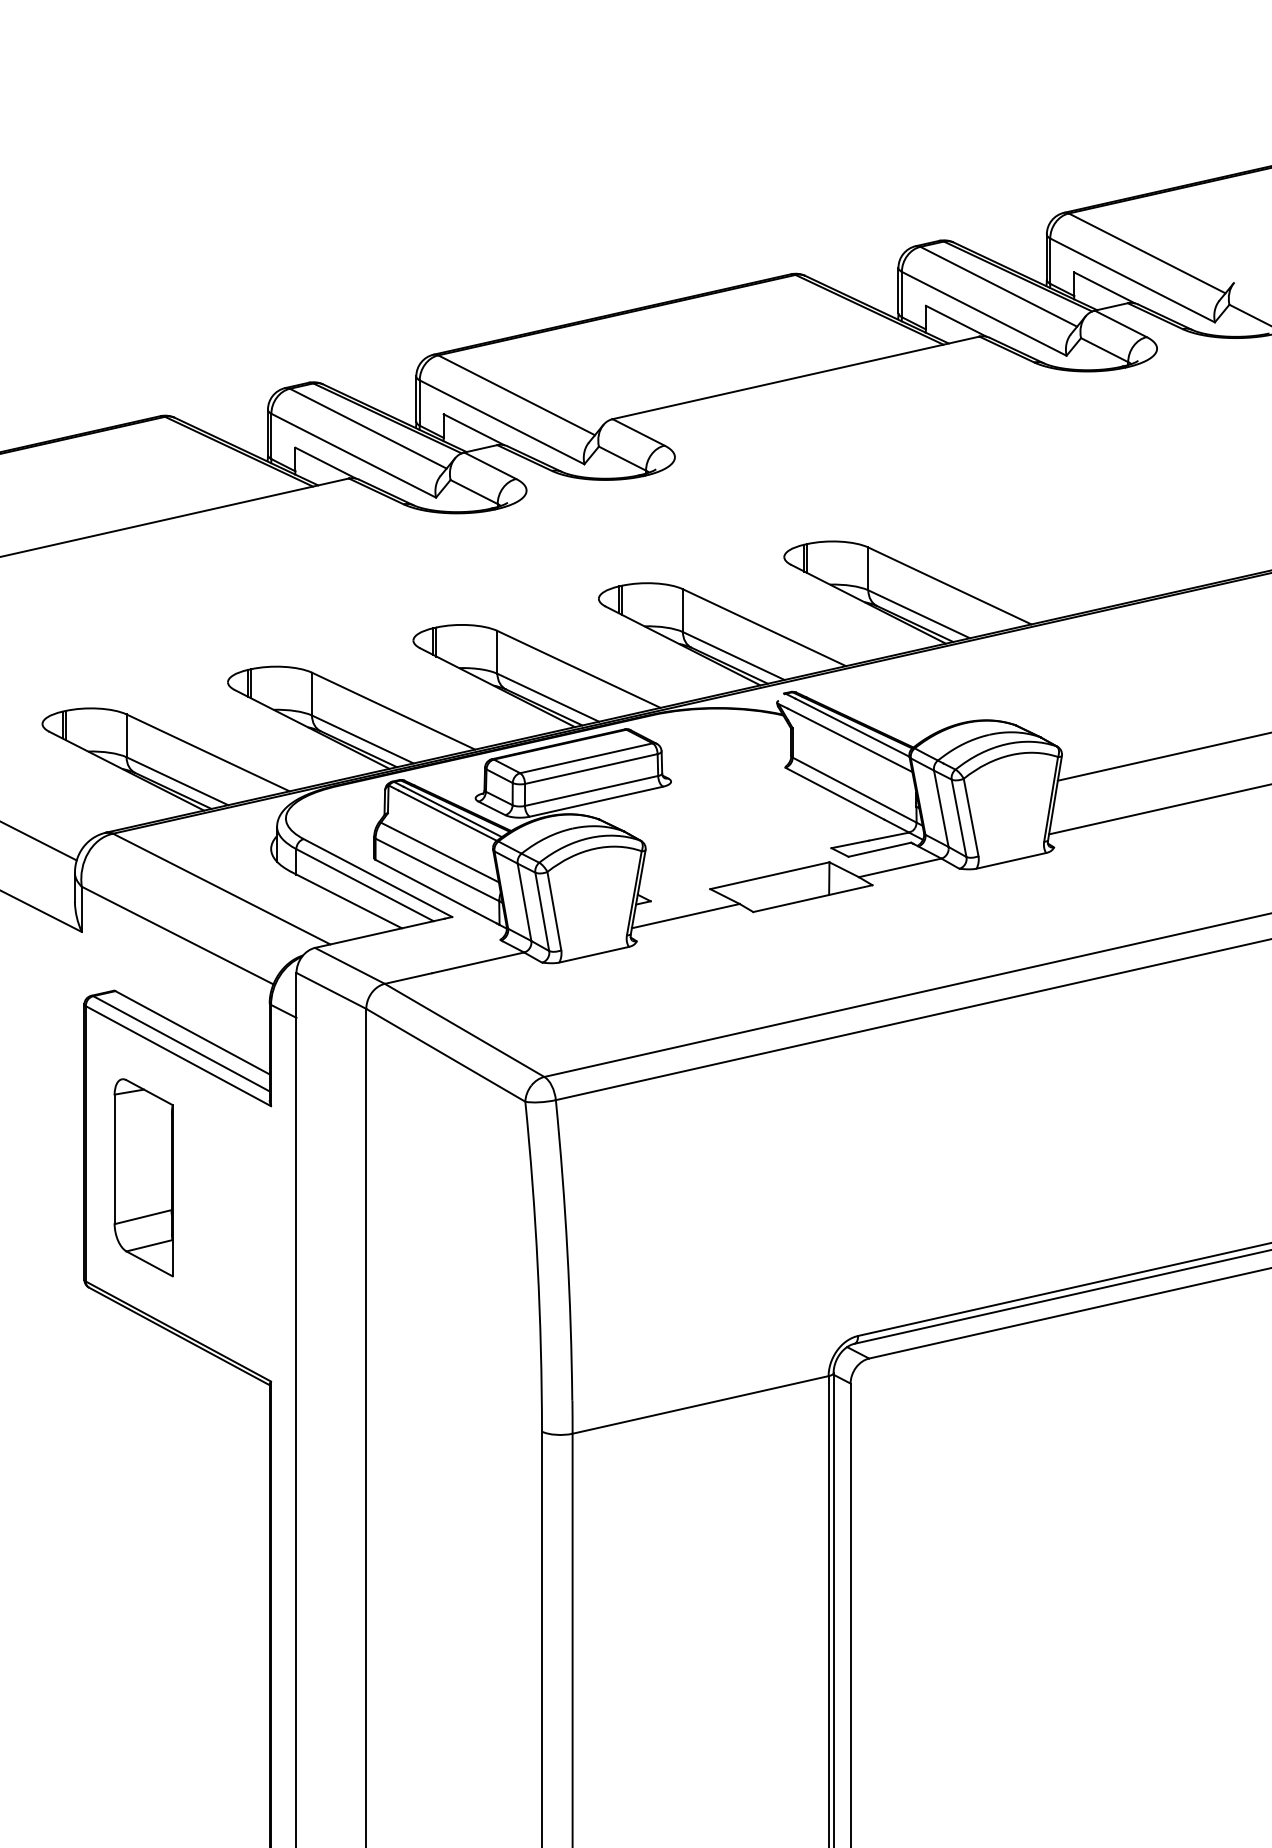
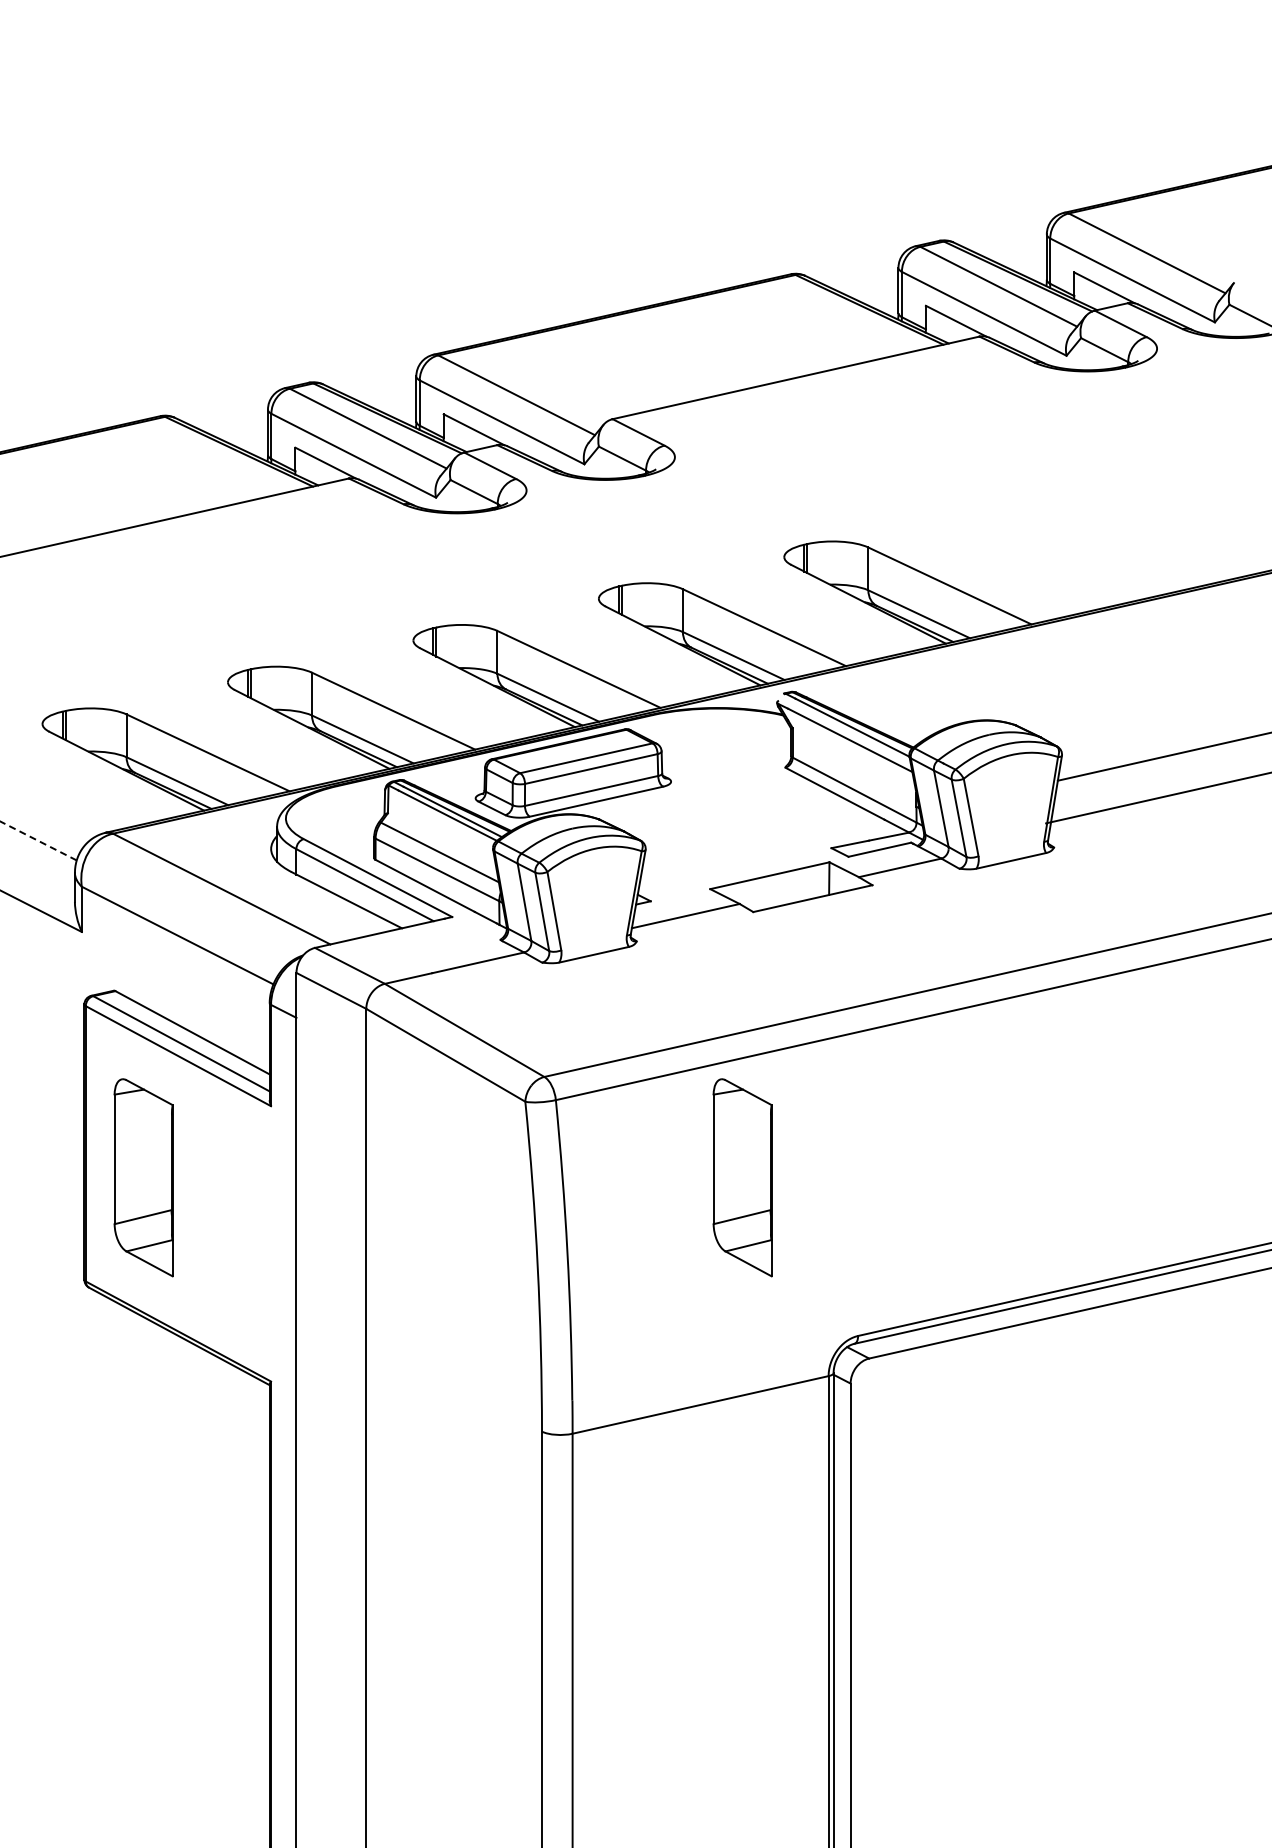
line position: (1158, 809) -> (1157, 798) (1157, 798)
line: solid -> dashed (38, 840)
part: none -> present (742, 1177)
